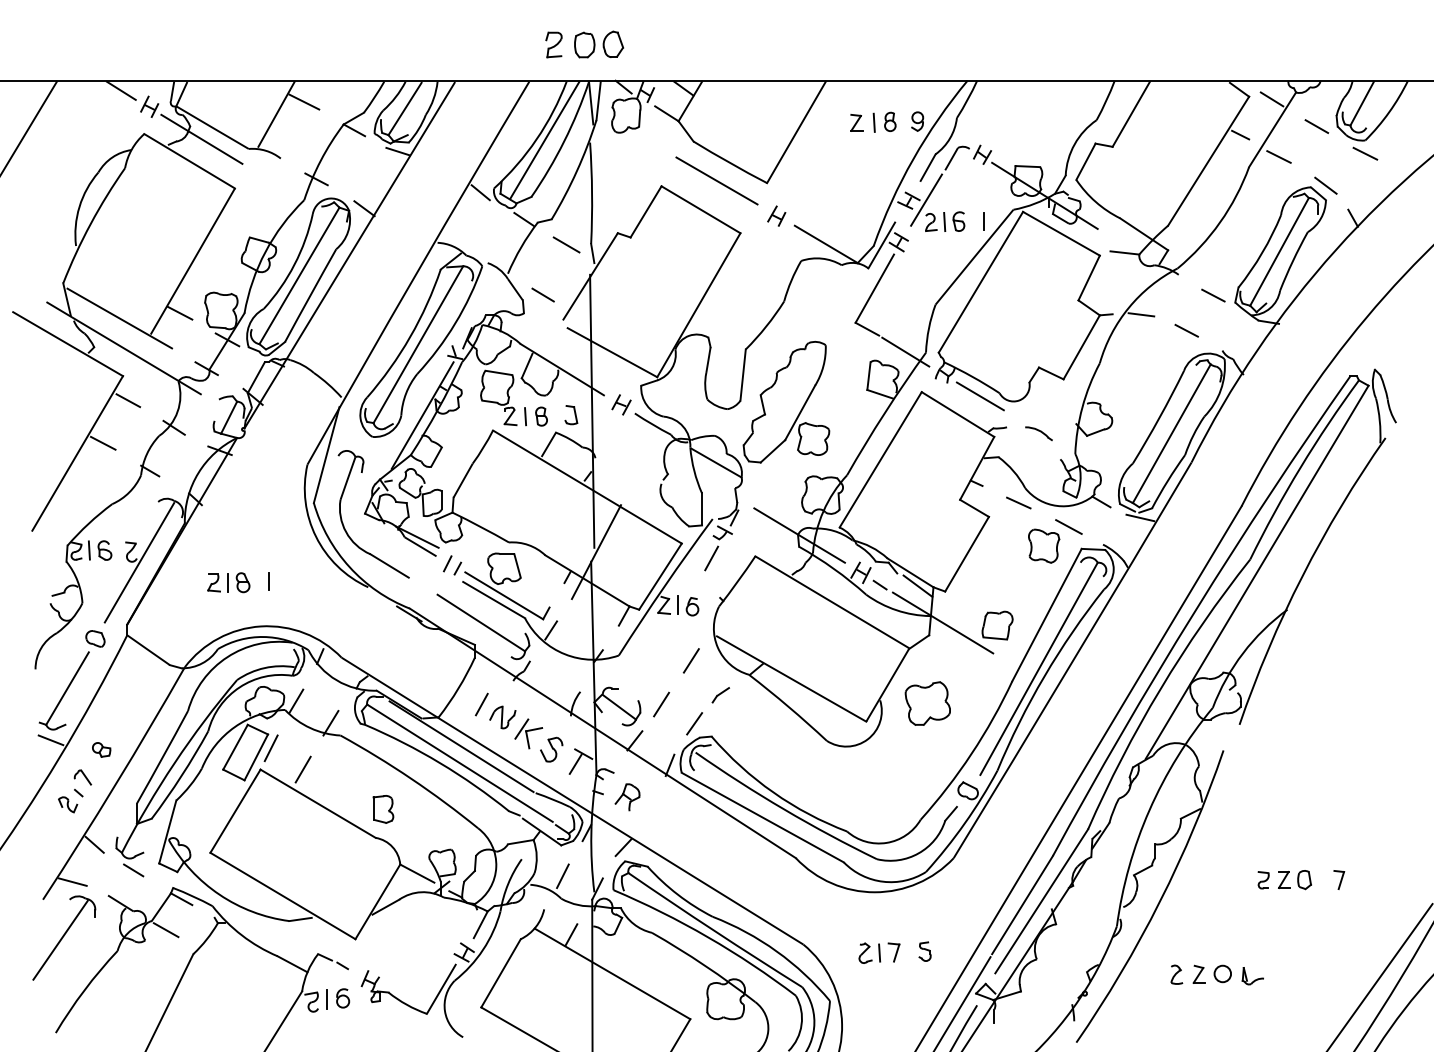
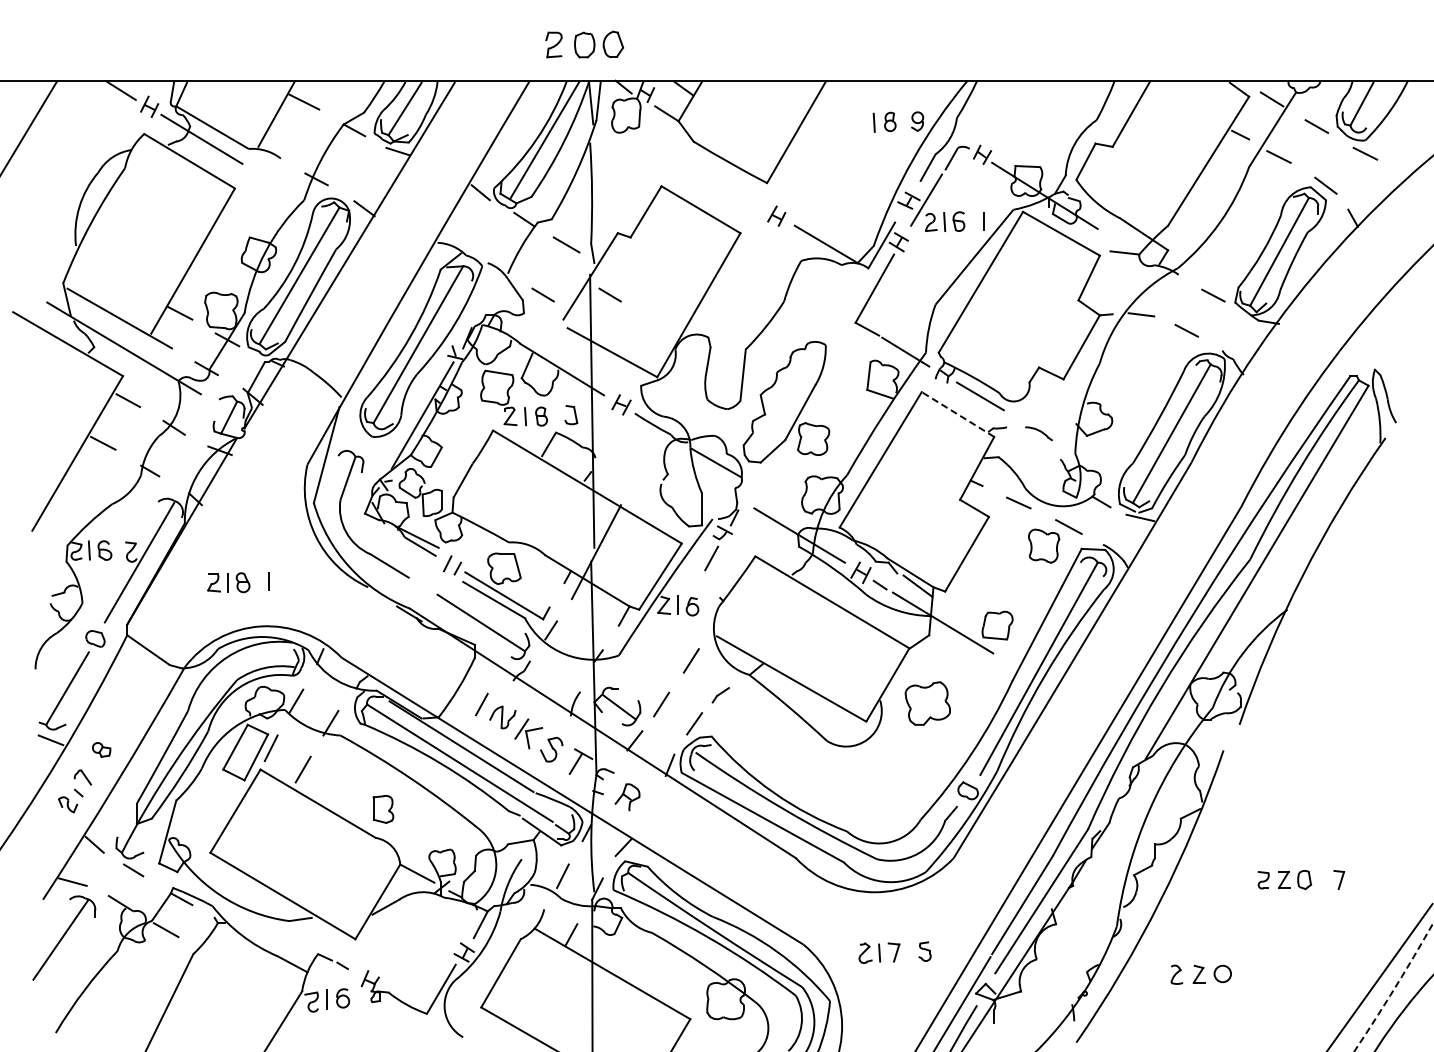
part: present -> none (856, 122)
line: present -> none (716, 180)
line: none -> present (609, 294)
line: solid -> dashed (958, 414)
part: present -> none (1252, 976)
arc: solid -> dashed (1395, 987)
